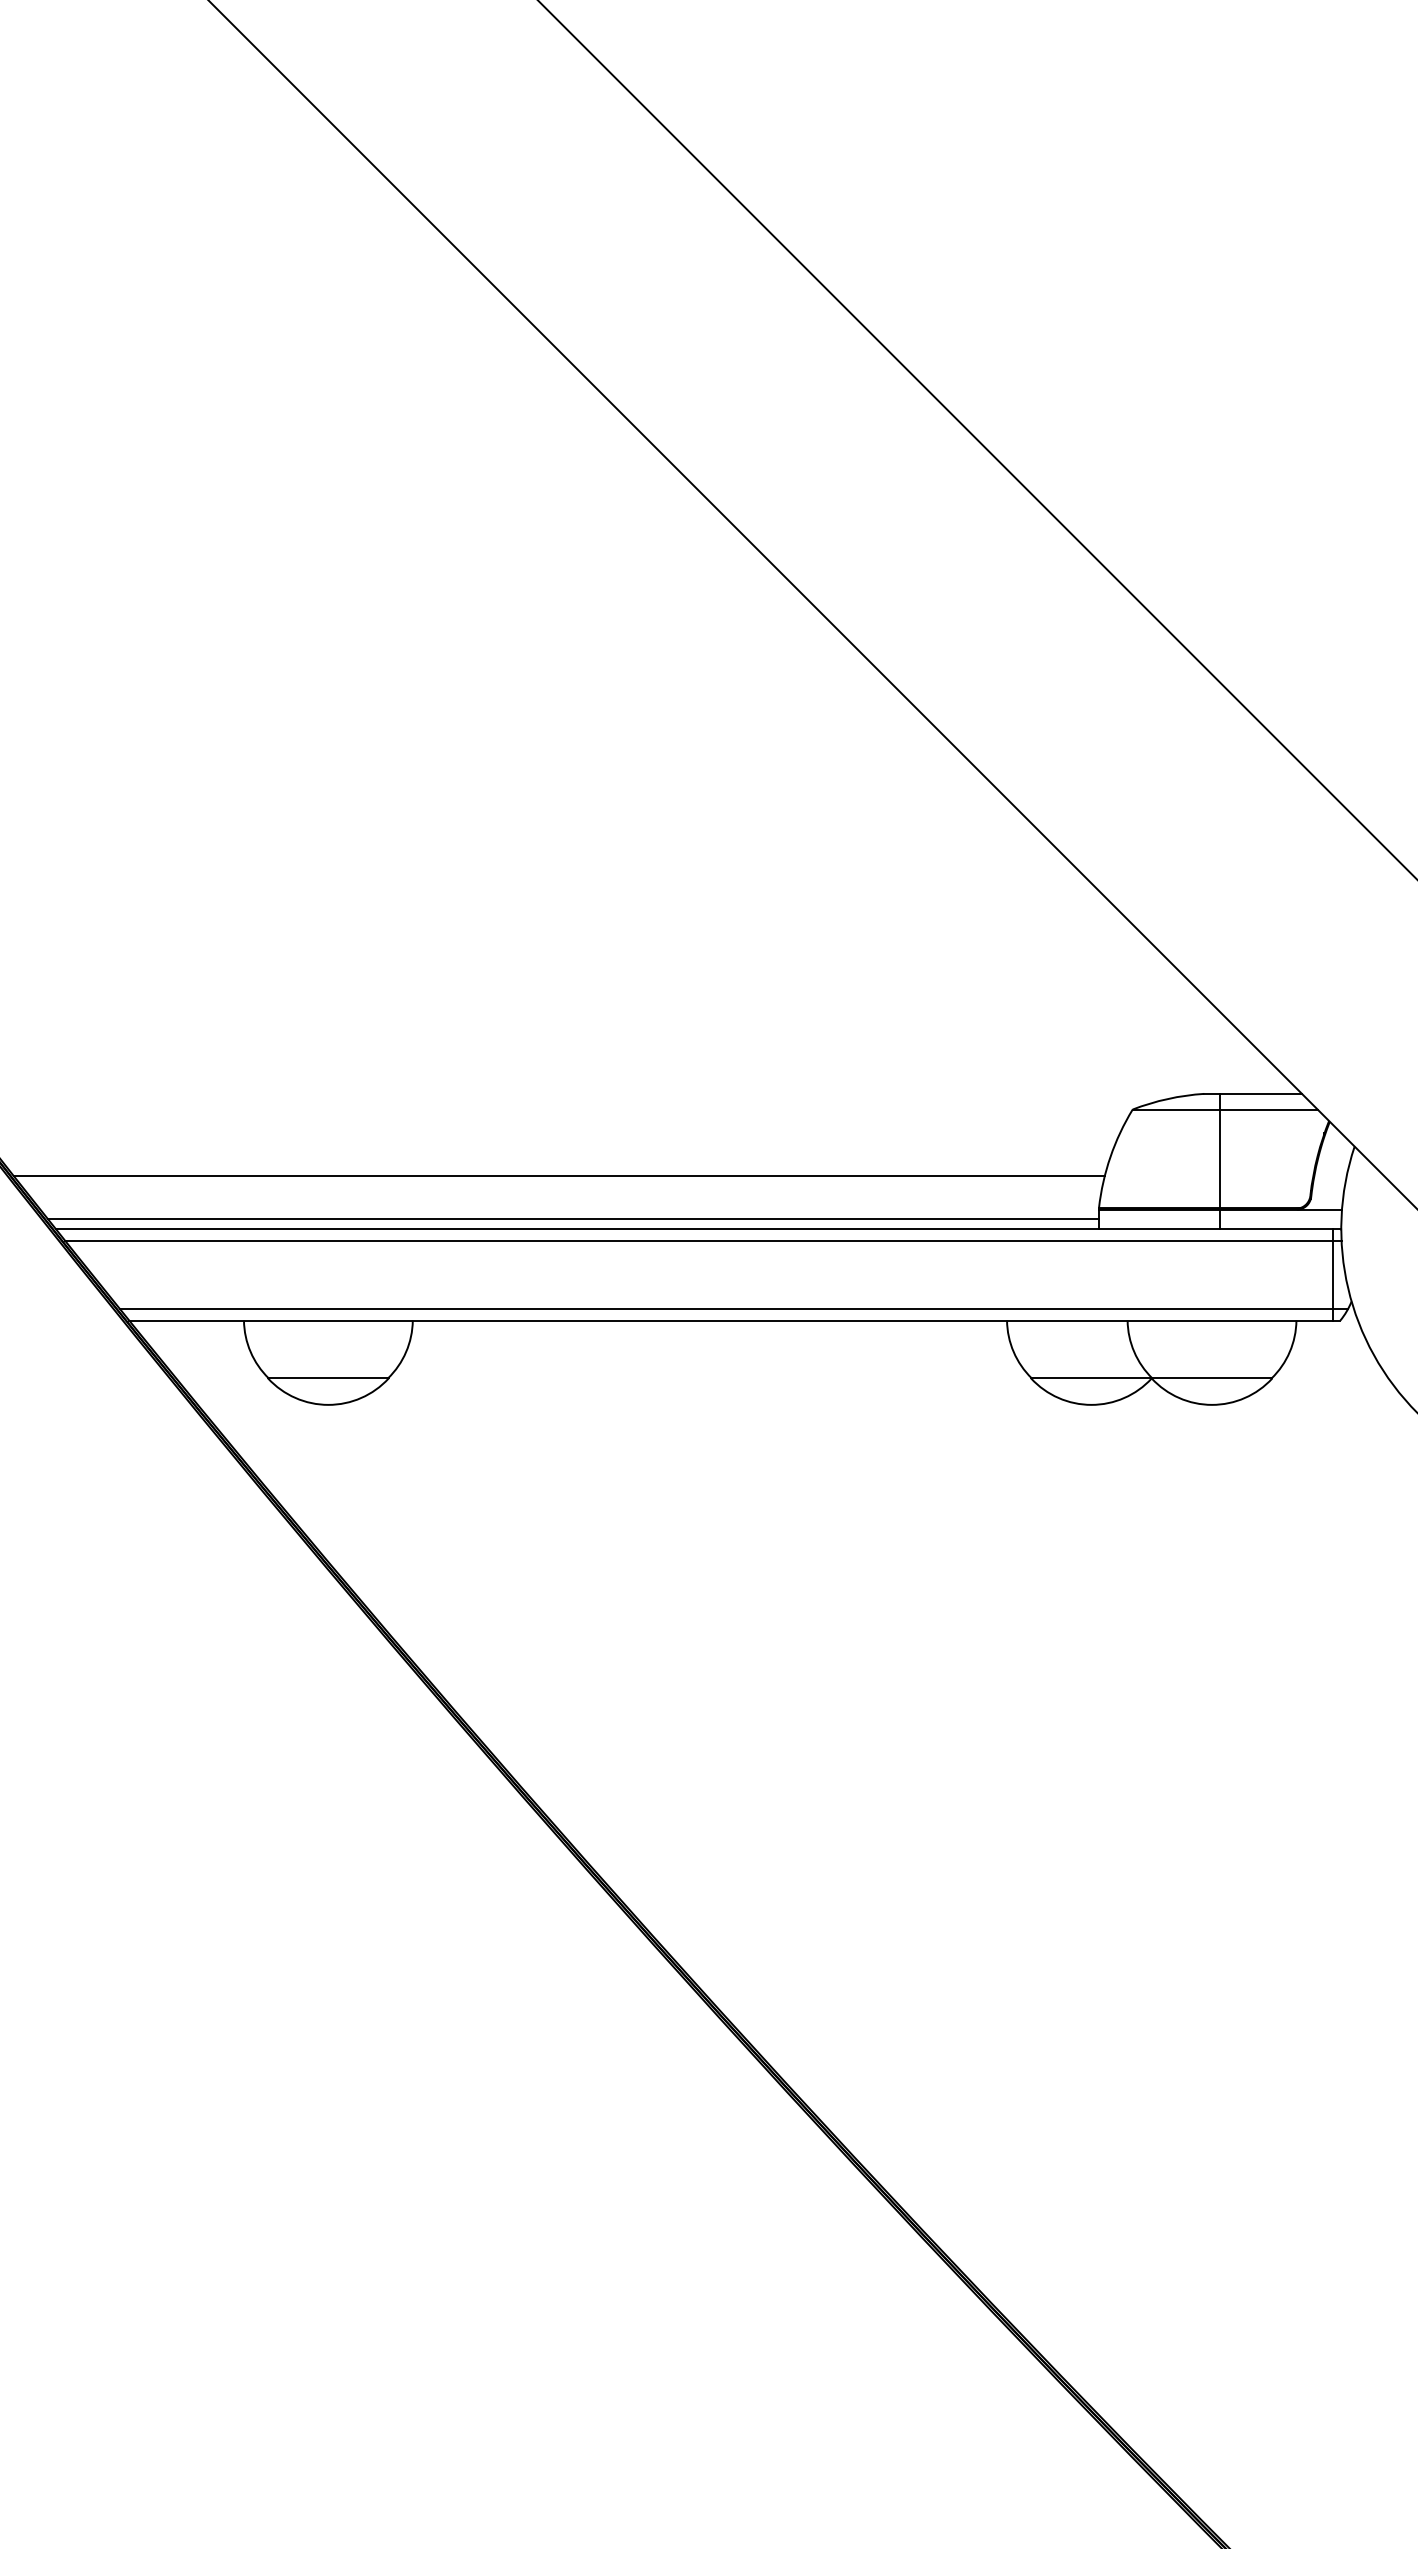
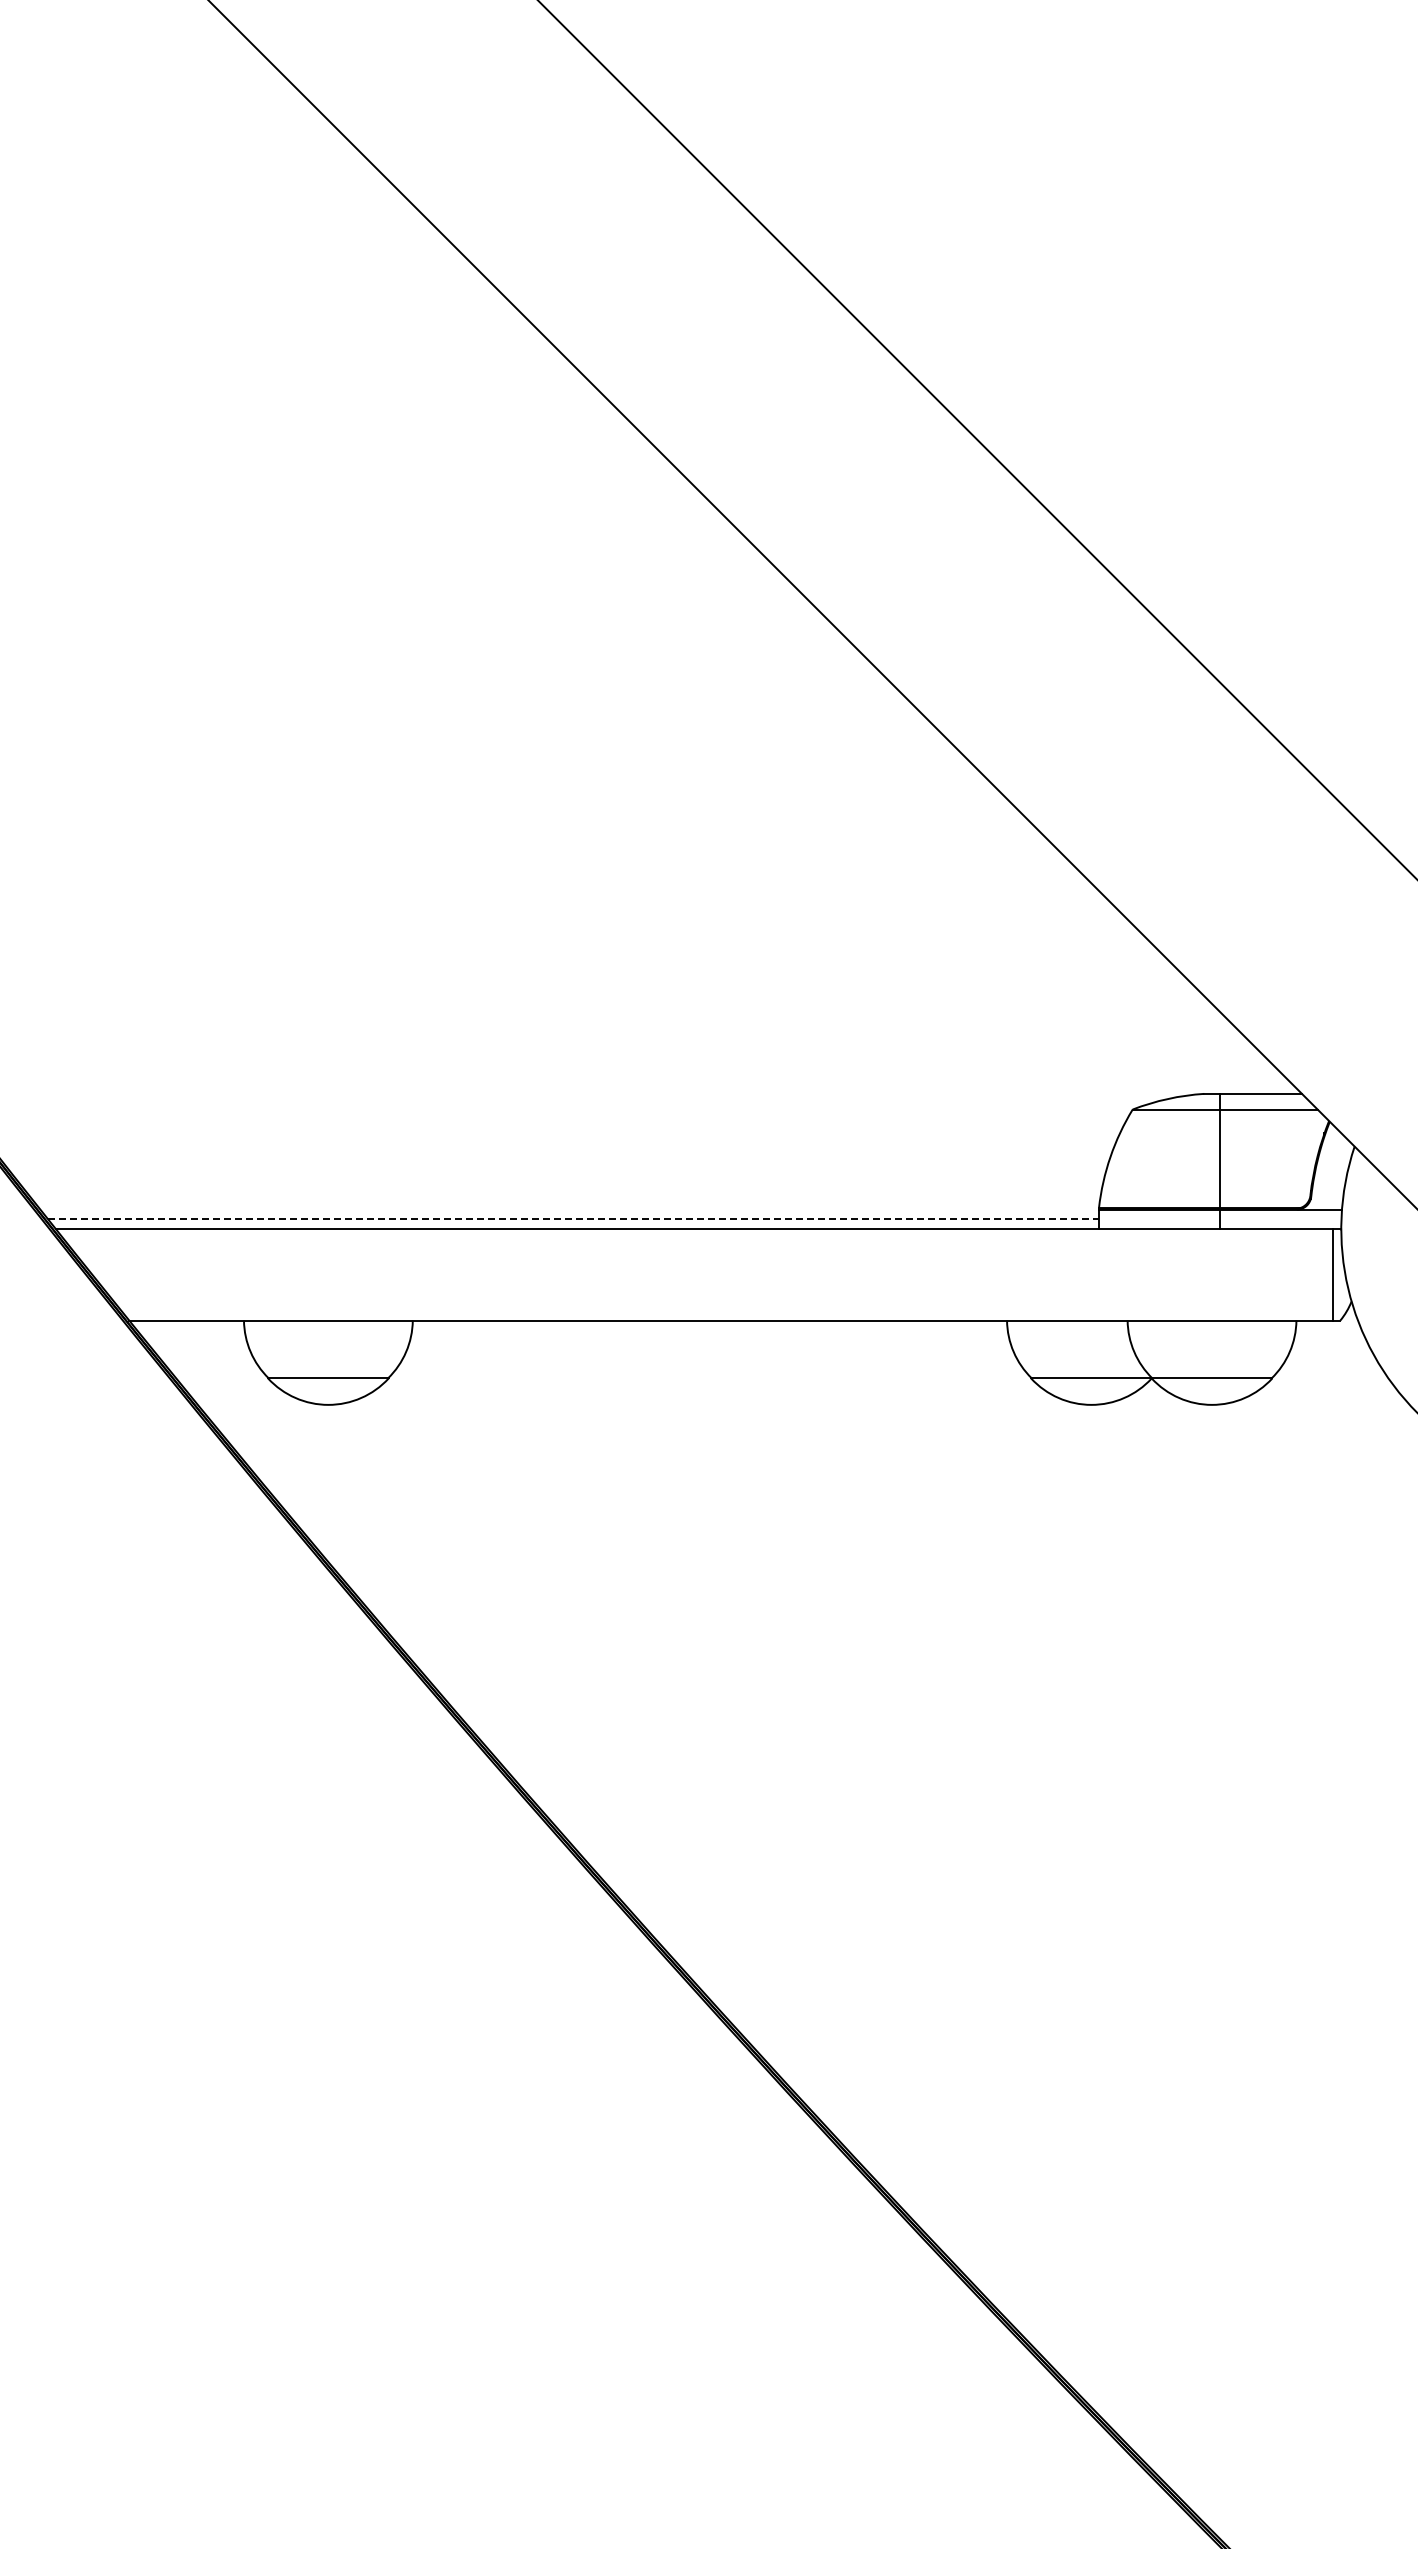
line: present -> none (559, 1176)
line: solid -> dashed (573, 1219)
line: present -> none (703, 1241)
line: present -> none (733, 1308)
